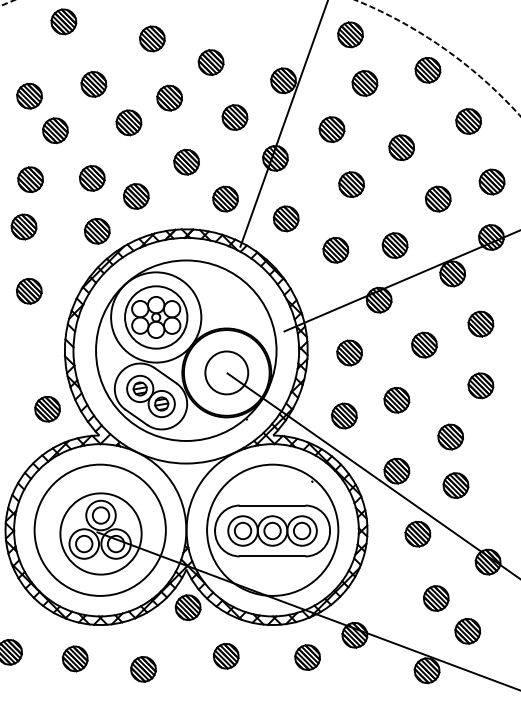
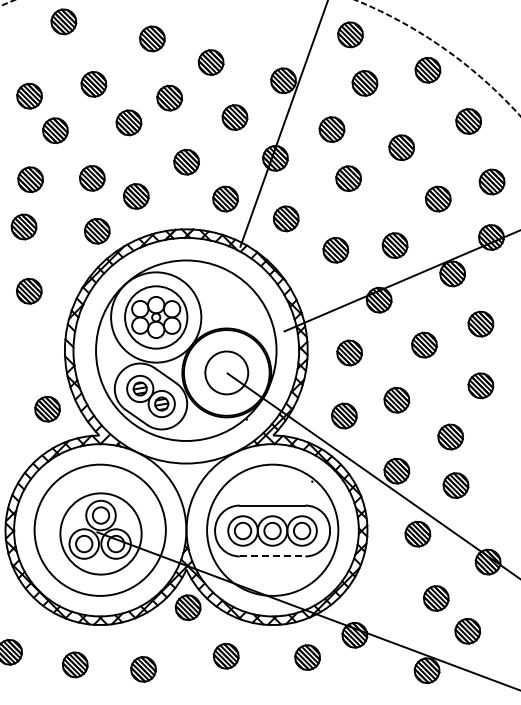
part position: (351, 184) -> (348, 178) (348, 178)
line: solid -> dashed (272, 556)
part position: (74, 658) -> (74, 664) (74, 664)
